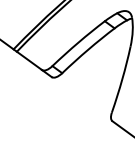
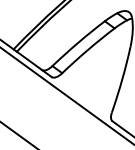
line: none -> present (66, 95)
line: none -> present (18, 134)
